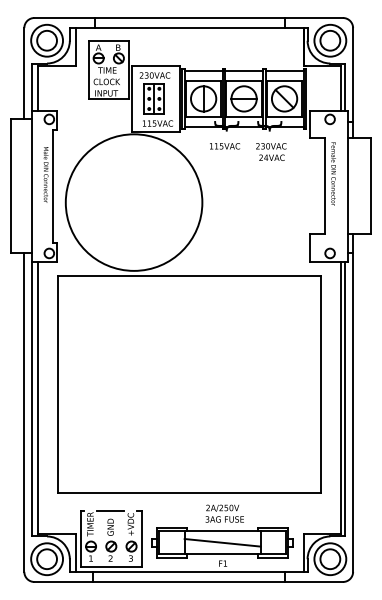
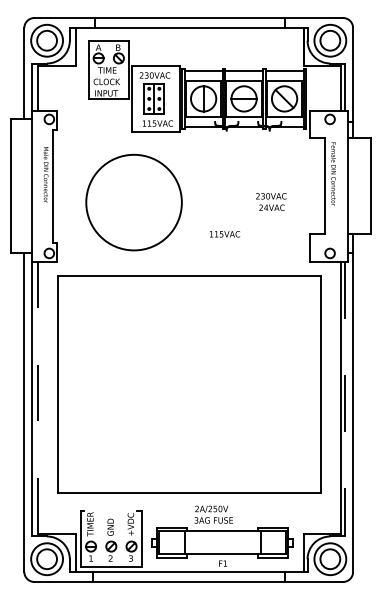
text position: (225, 146) -> (225, 234) (225, 234)
text position: (271, 151) -> (271, 201) (271, 201)
circle diameter: 137 px -> 96 px (133, 202)
line: solid -> dashed (37, 398)
line: solid -> dashed (345, 399)
line: present -> none (109, 511)
text position: (224, 513) -> (213, 514) (213, 514)
line: present -> none (222, 542)
